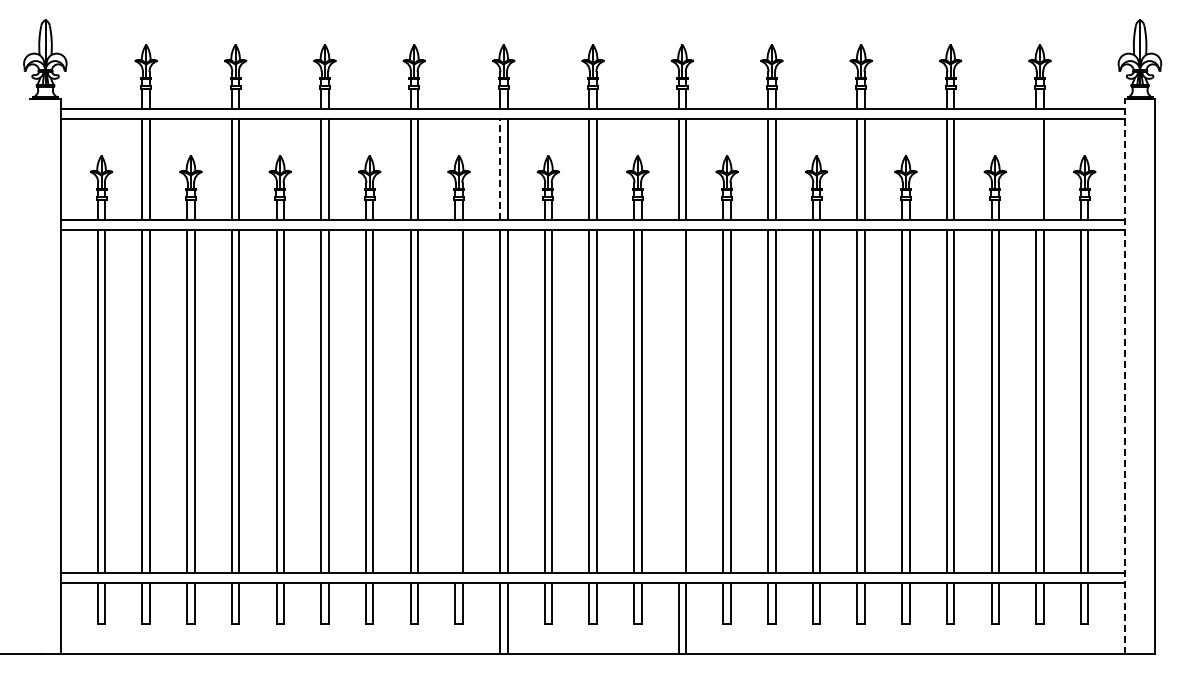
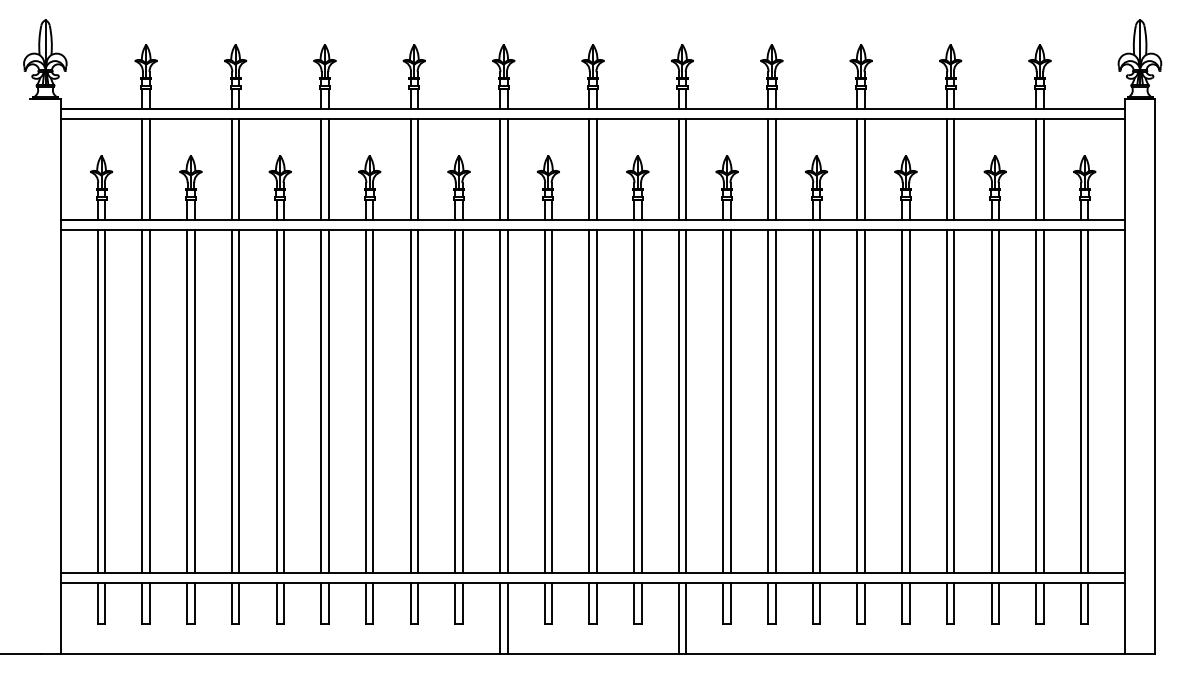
line: dashed -> solid (499, 169)
line: none -> present (1036, 169)
line: dashed -> solid (1124, 375)
line: none -> present (455, 401)
line: none -> present (678, 401)
